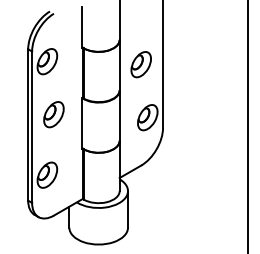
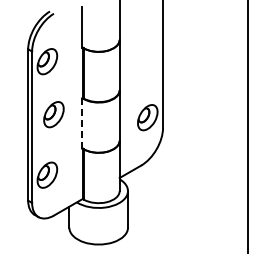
part: present -> none (140, 64)
line: solid -> dashed (82, 123)
